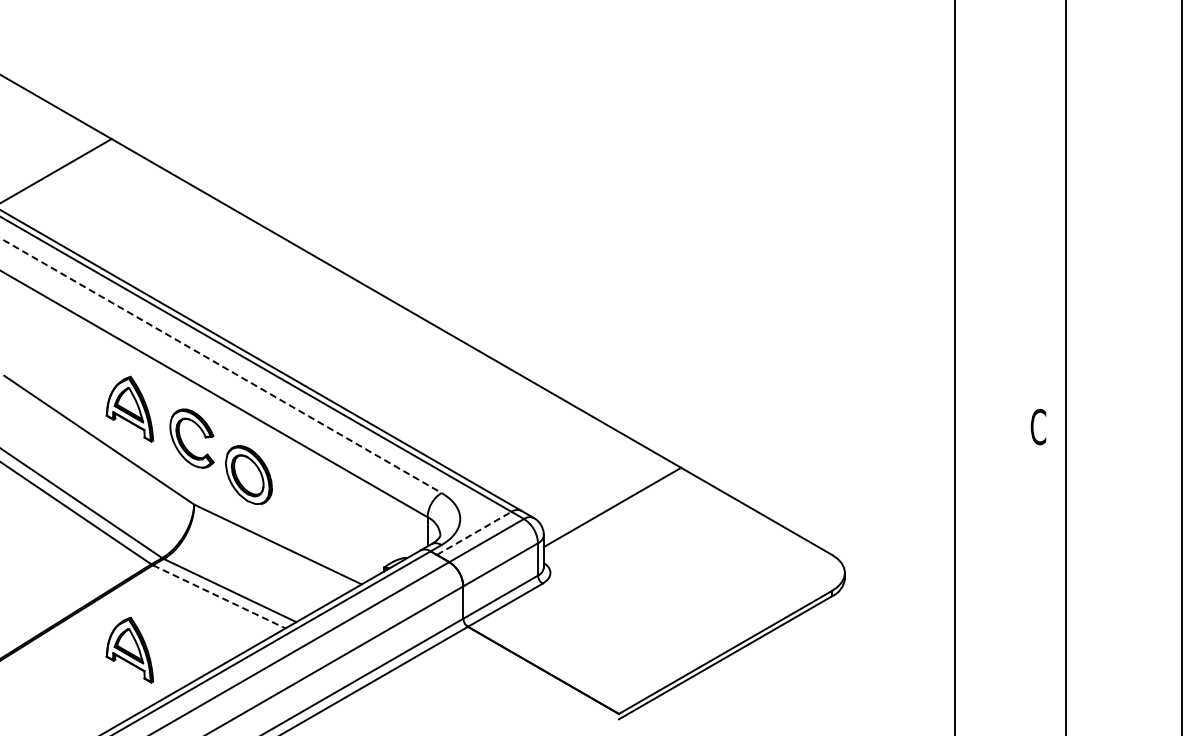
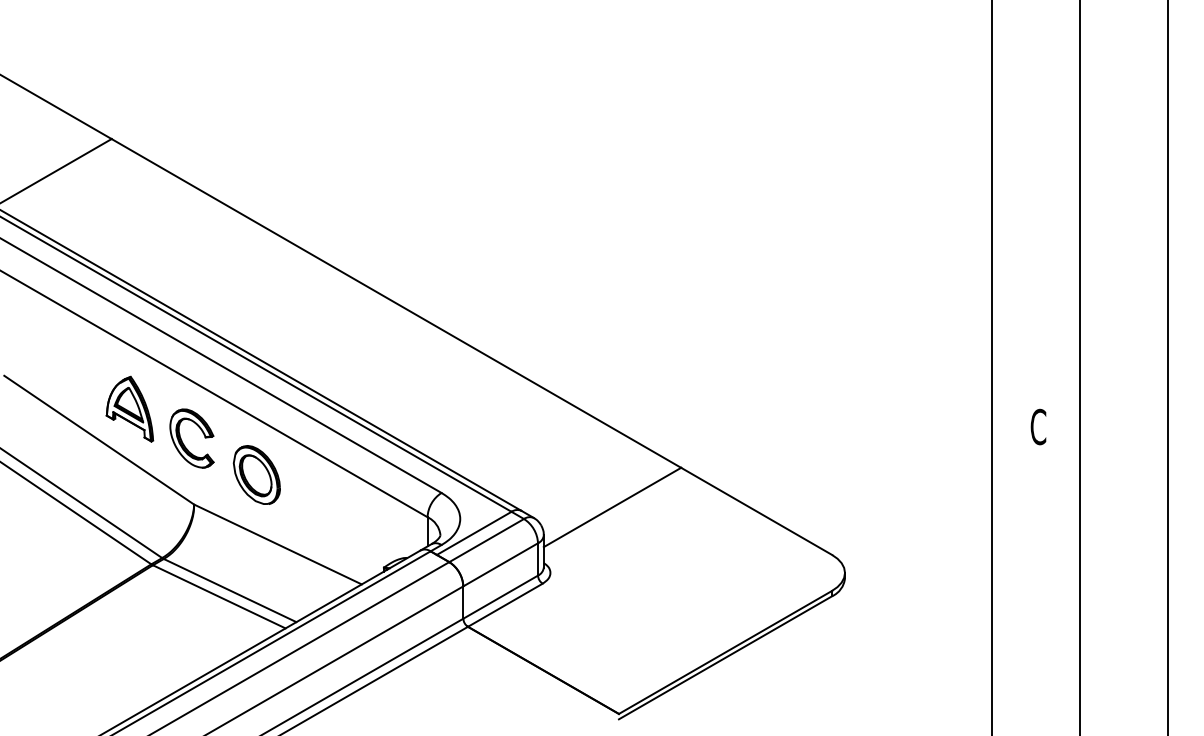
line: dashed -> solid (221, 365)
line position: (954, 367) -> (991, 367) (991, 367)
line position: (1065, 367) -> (1079, 367) (1079, 367)
line position: (1181, 367) -> (1167, 367) (1167, 367)
part position: (248, 474) -> (256, 474) (256, 474)
line: dashed -> solid (474, 533)
line: dashed -> solid (219, 597)
part: present -> none (129, 649)
